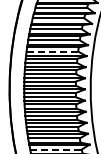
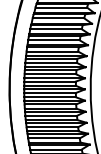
line: dashed -> solid (52, 51)
line: dashed -> solid (56, 149)
